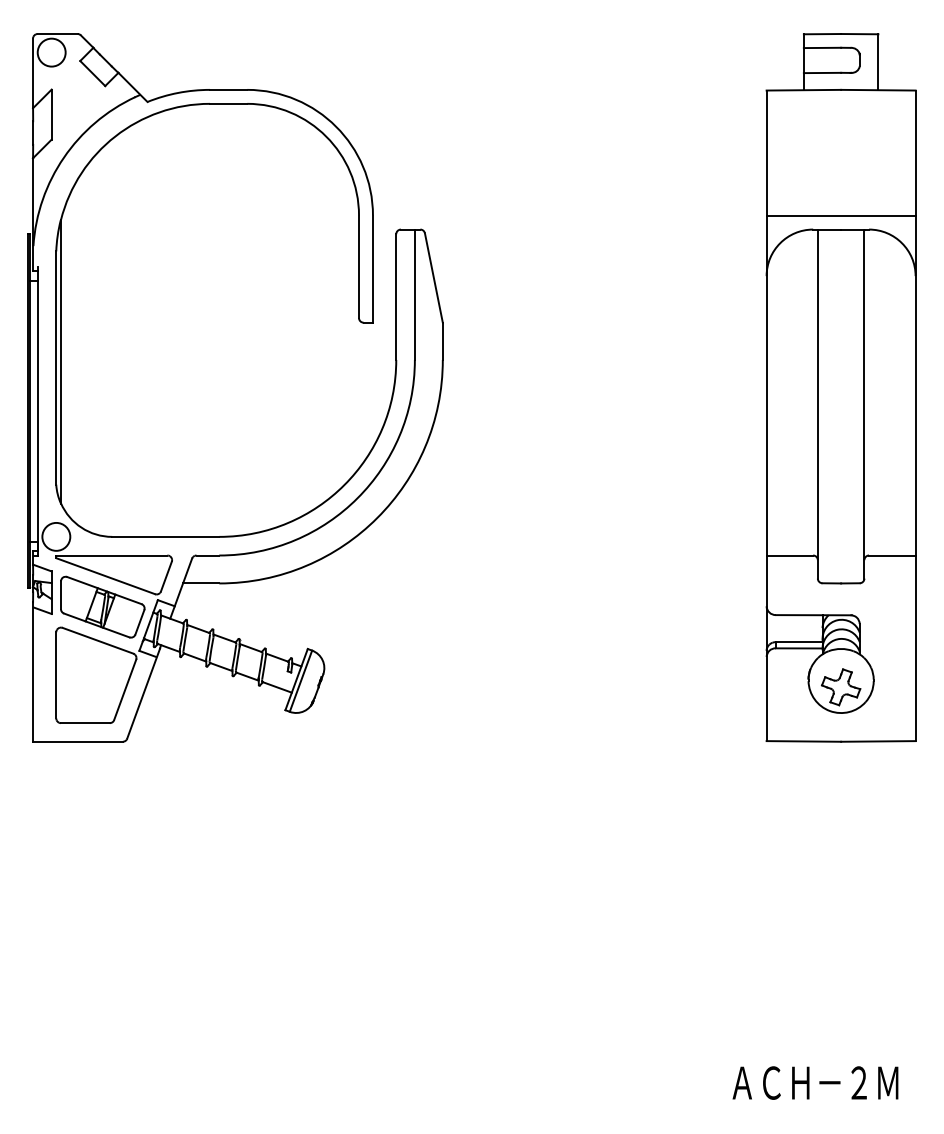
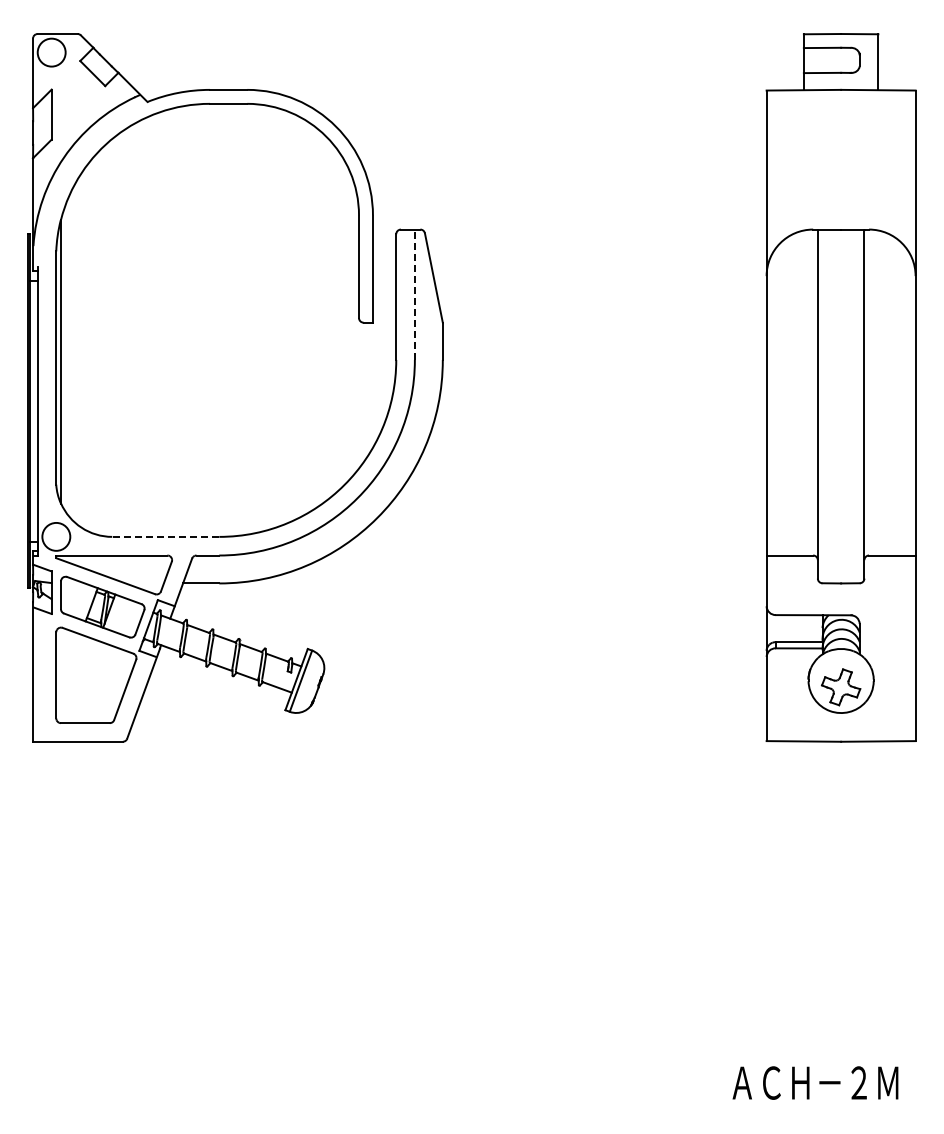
line: present -> none (840, 215)
line: solid -> dashed (414, 294)
line: solid -> dashed (165, 536)
